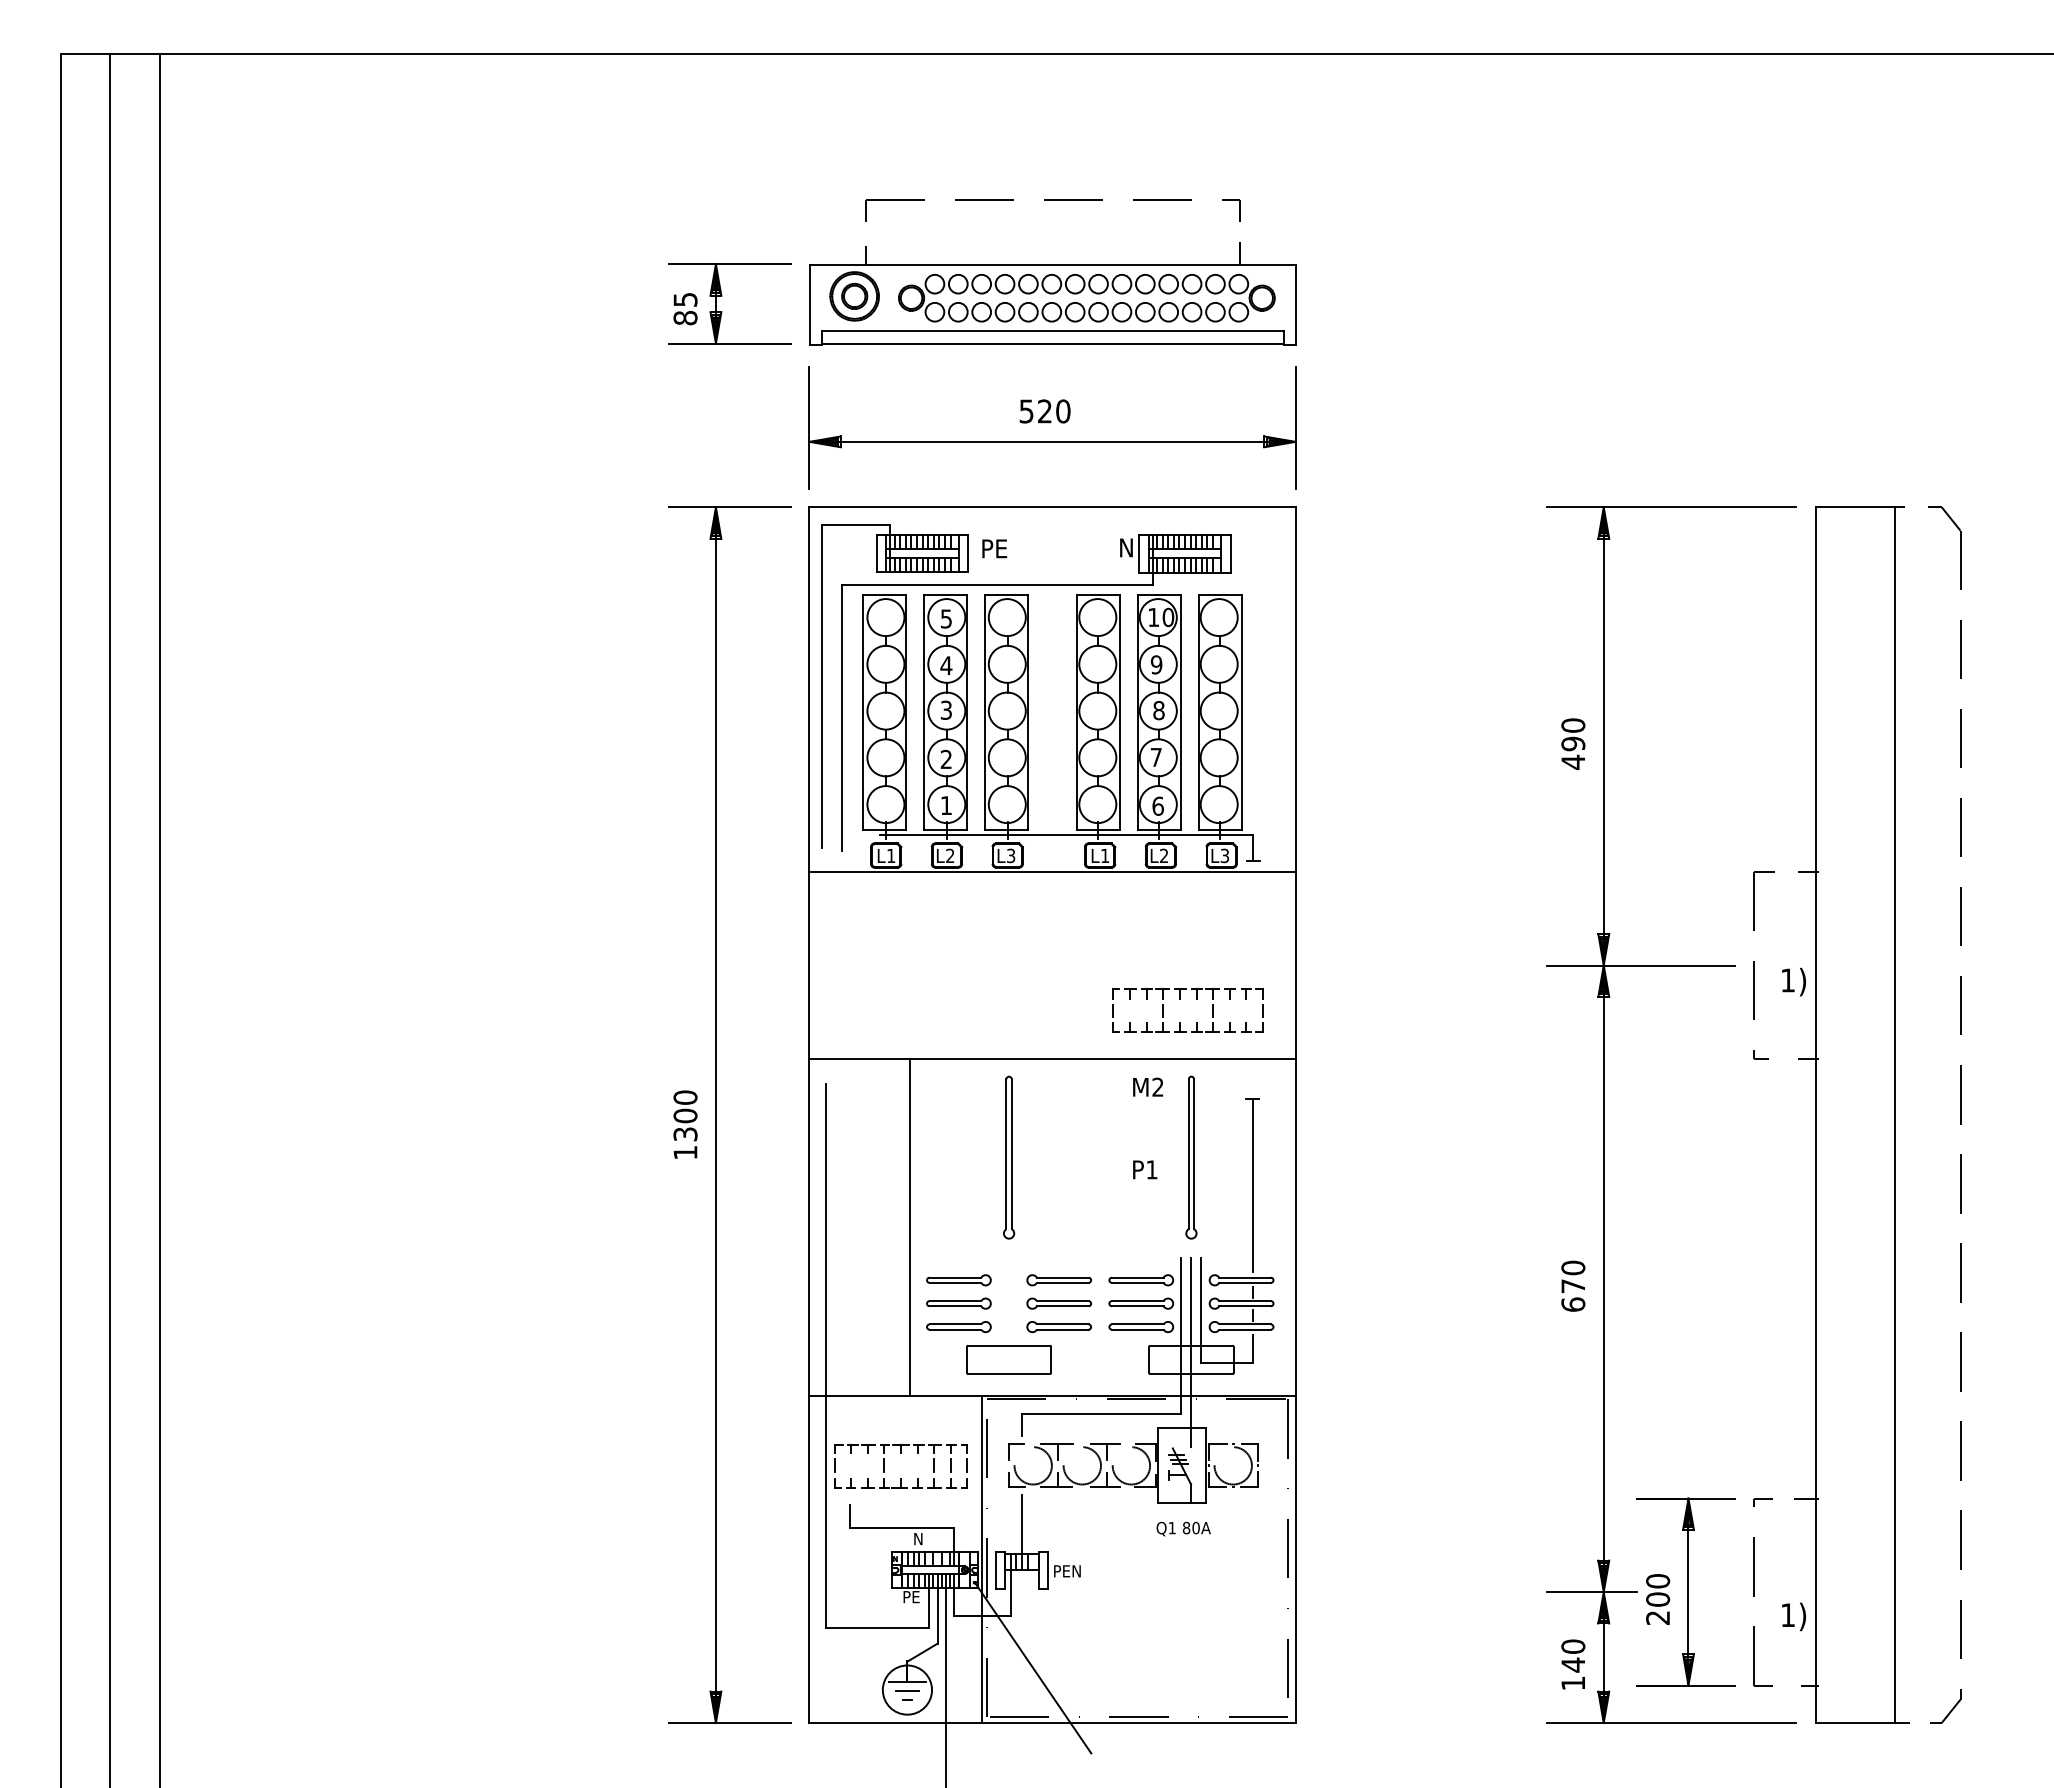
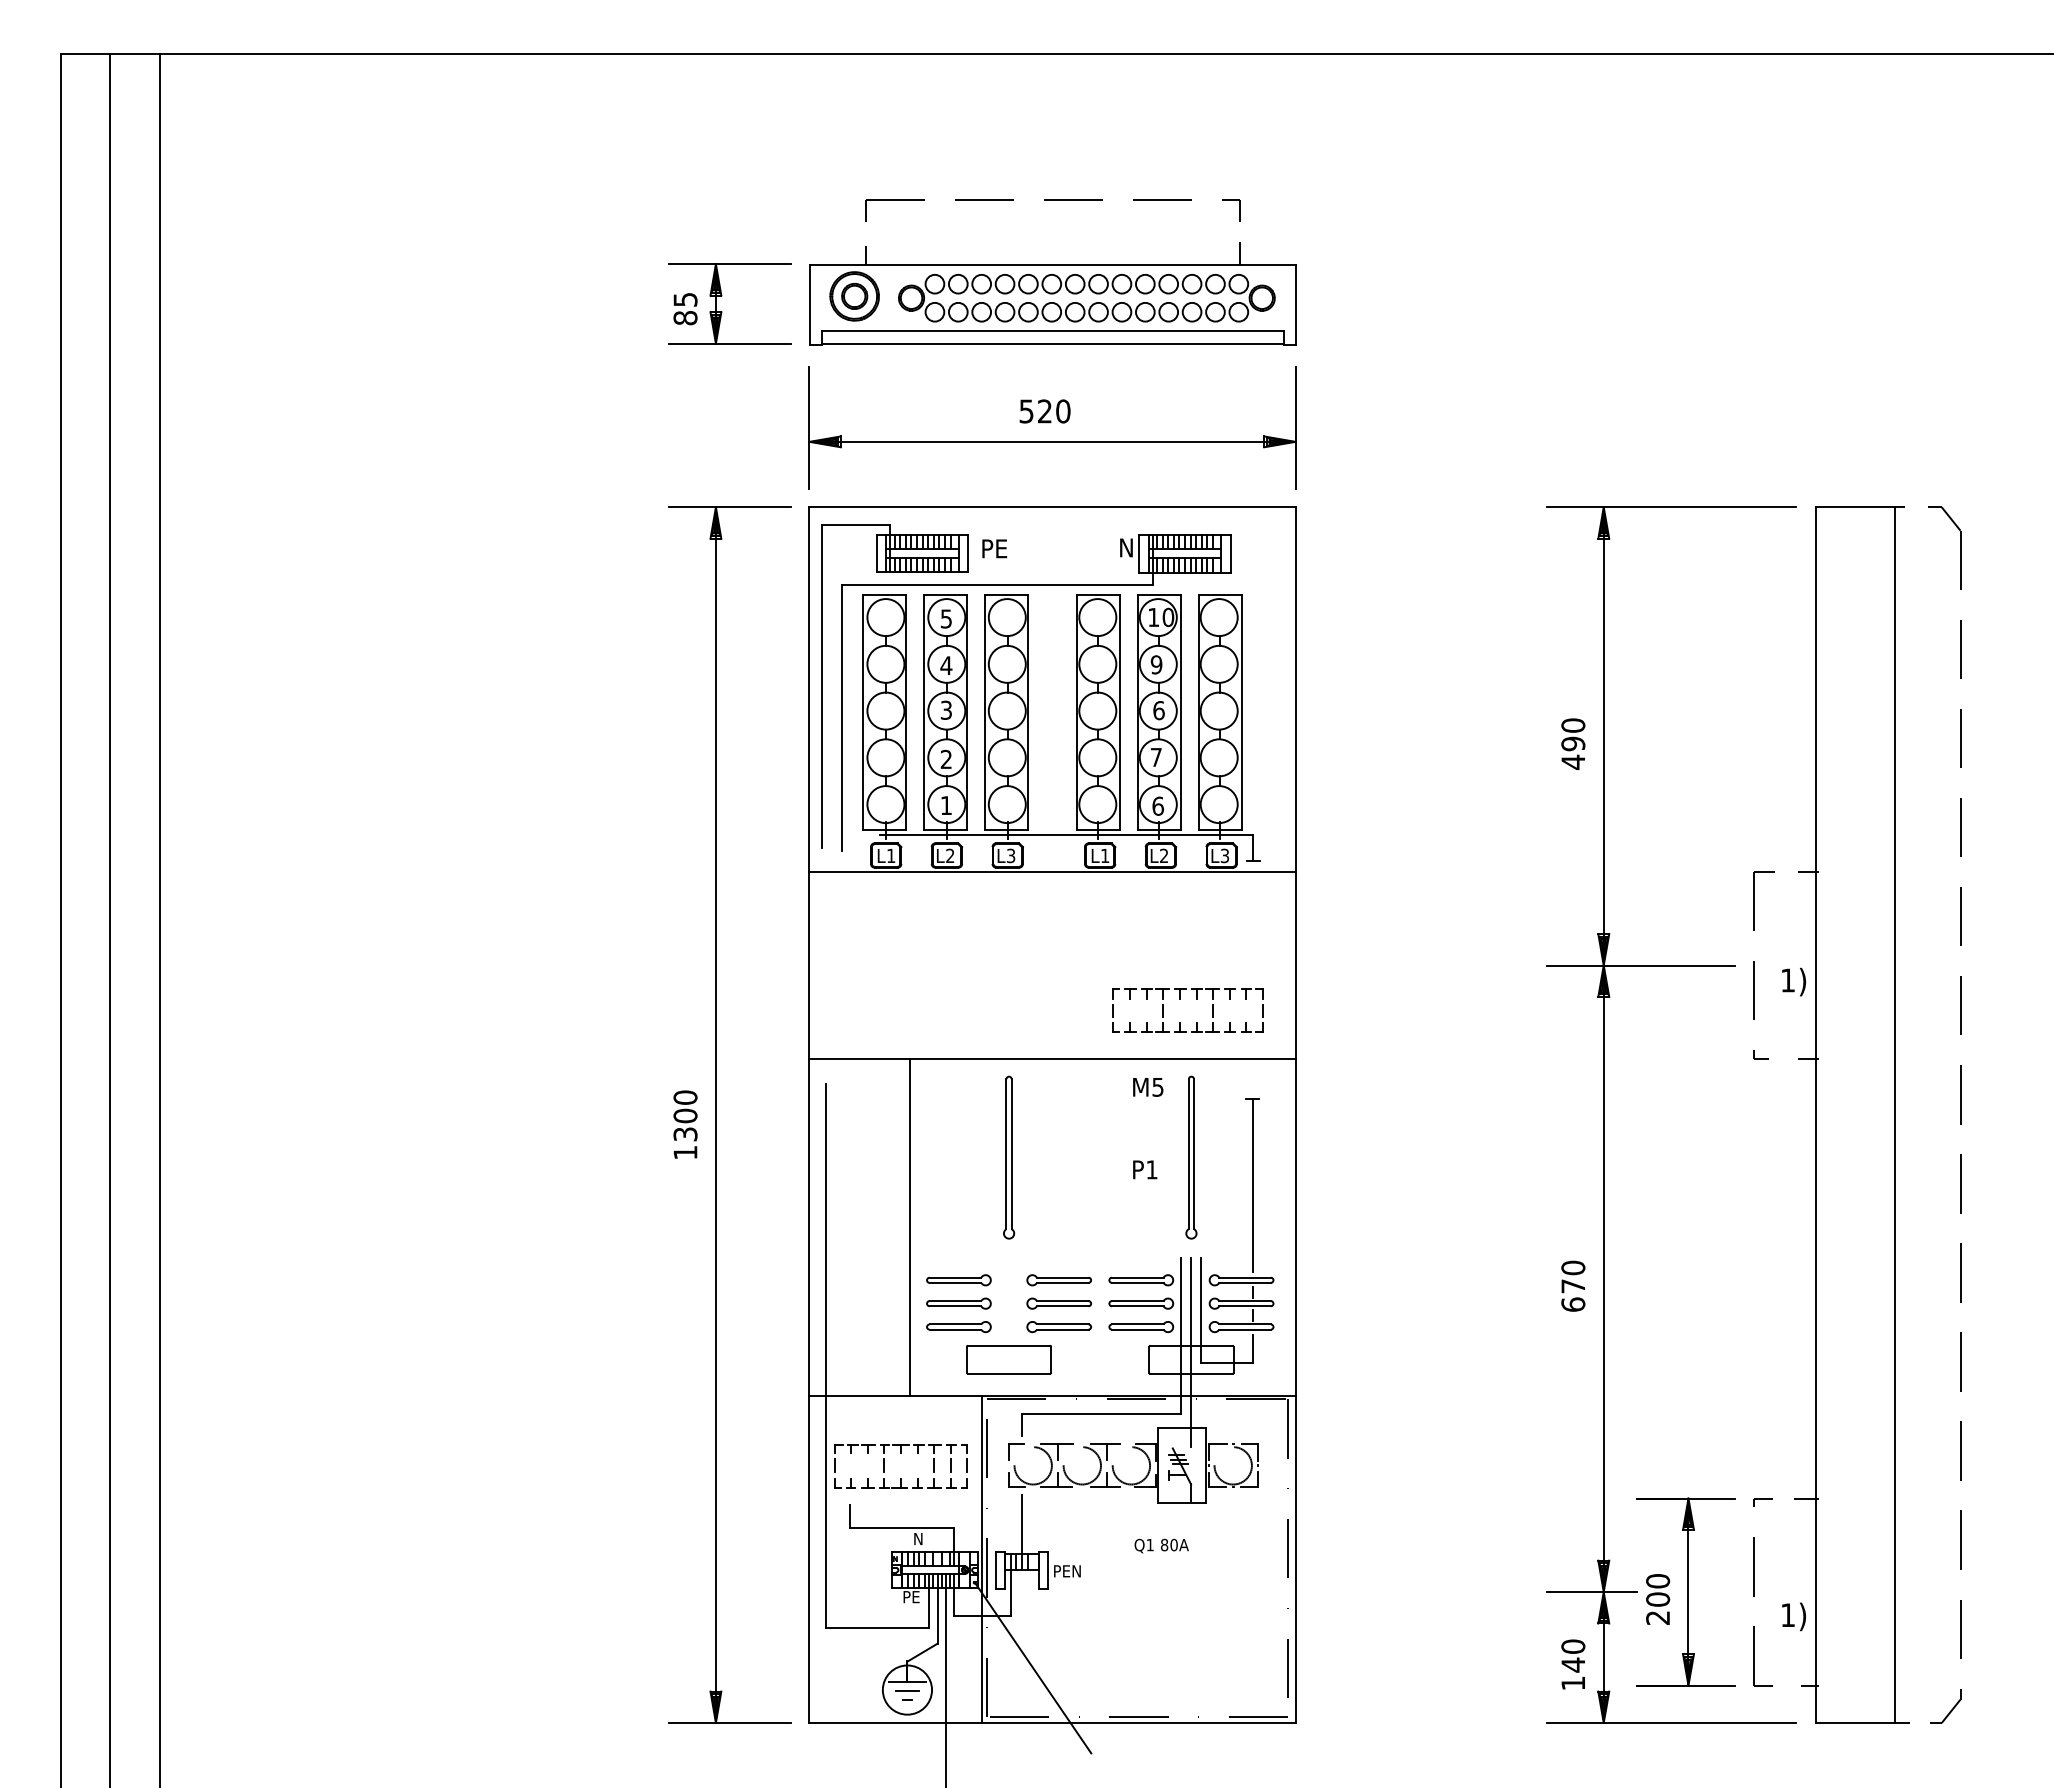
text: 8 -> 6 (1158, 710)
text: M2 -> M5 (1157, 1086)
text position: (1183, 1528) -> (1161, 1545) (1161, 1545)
